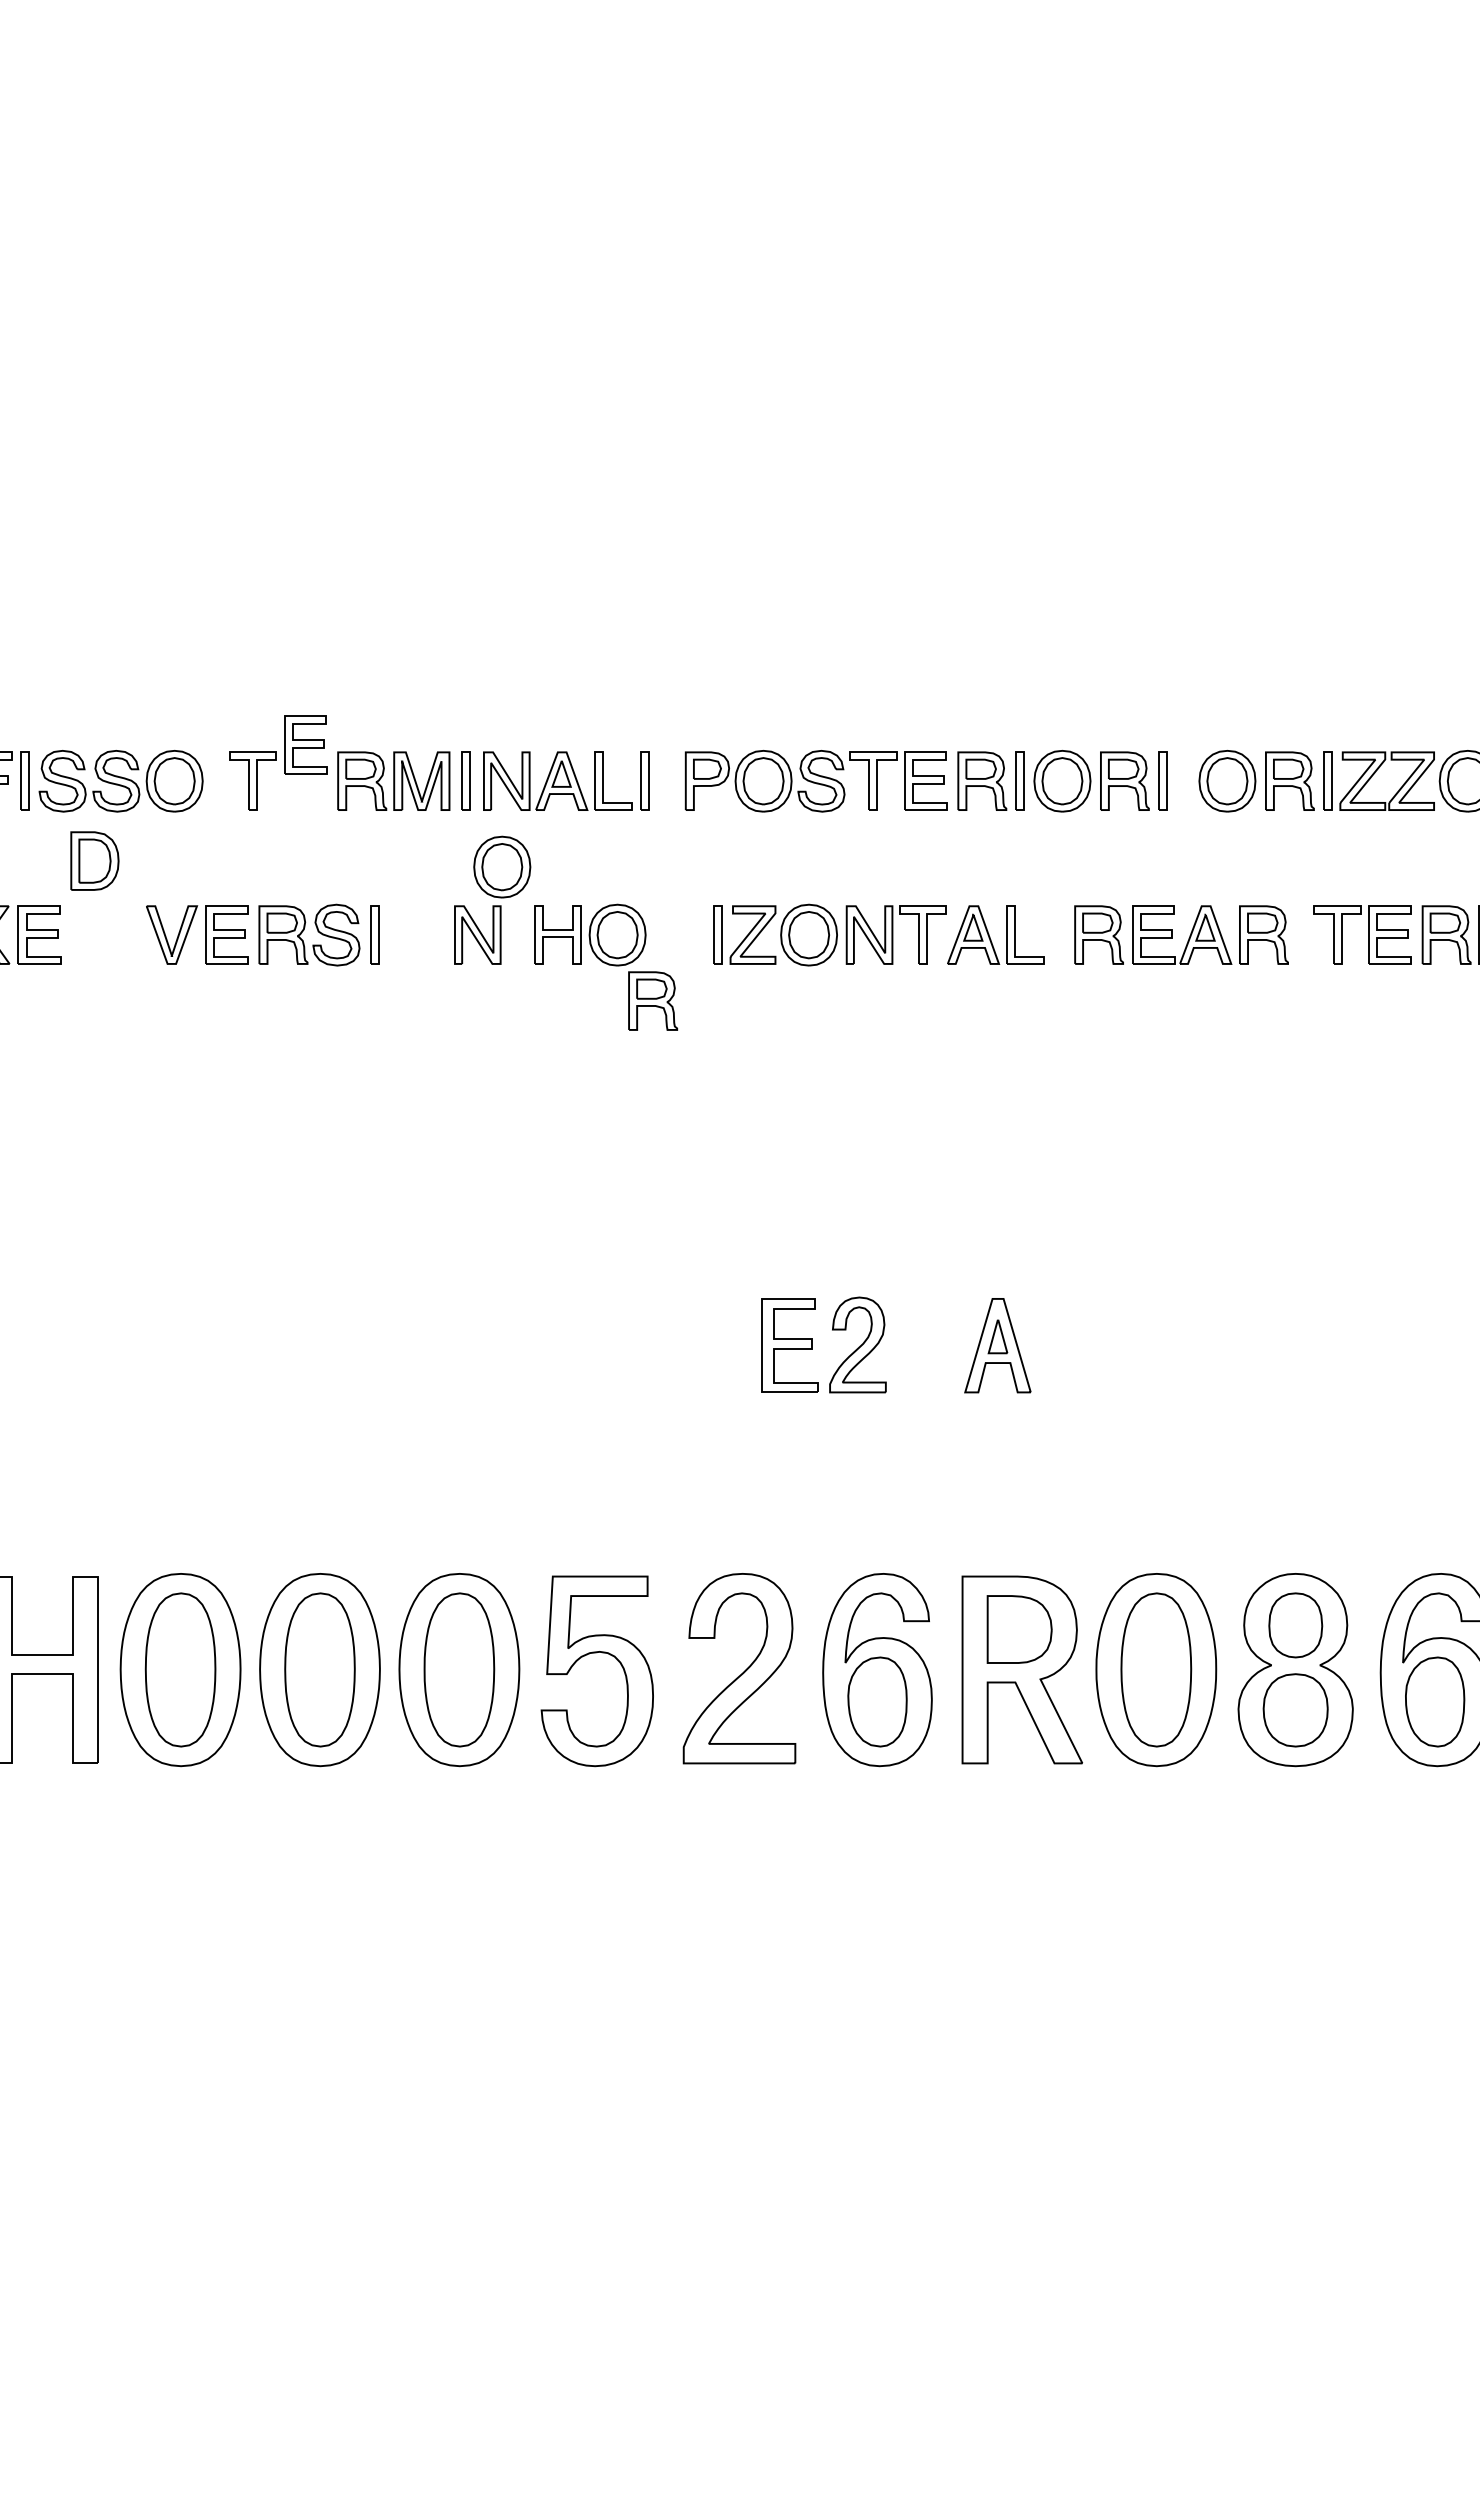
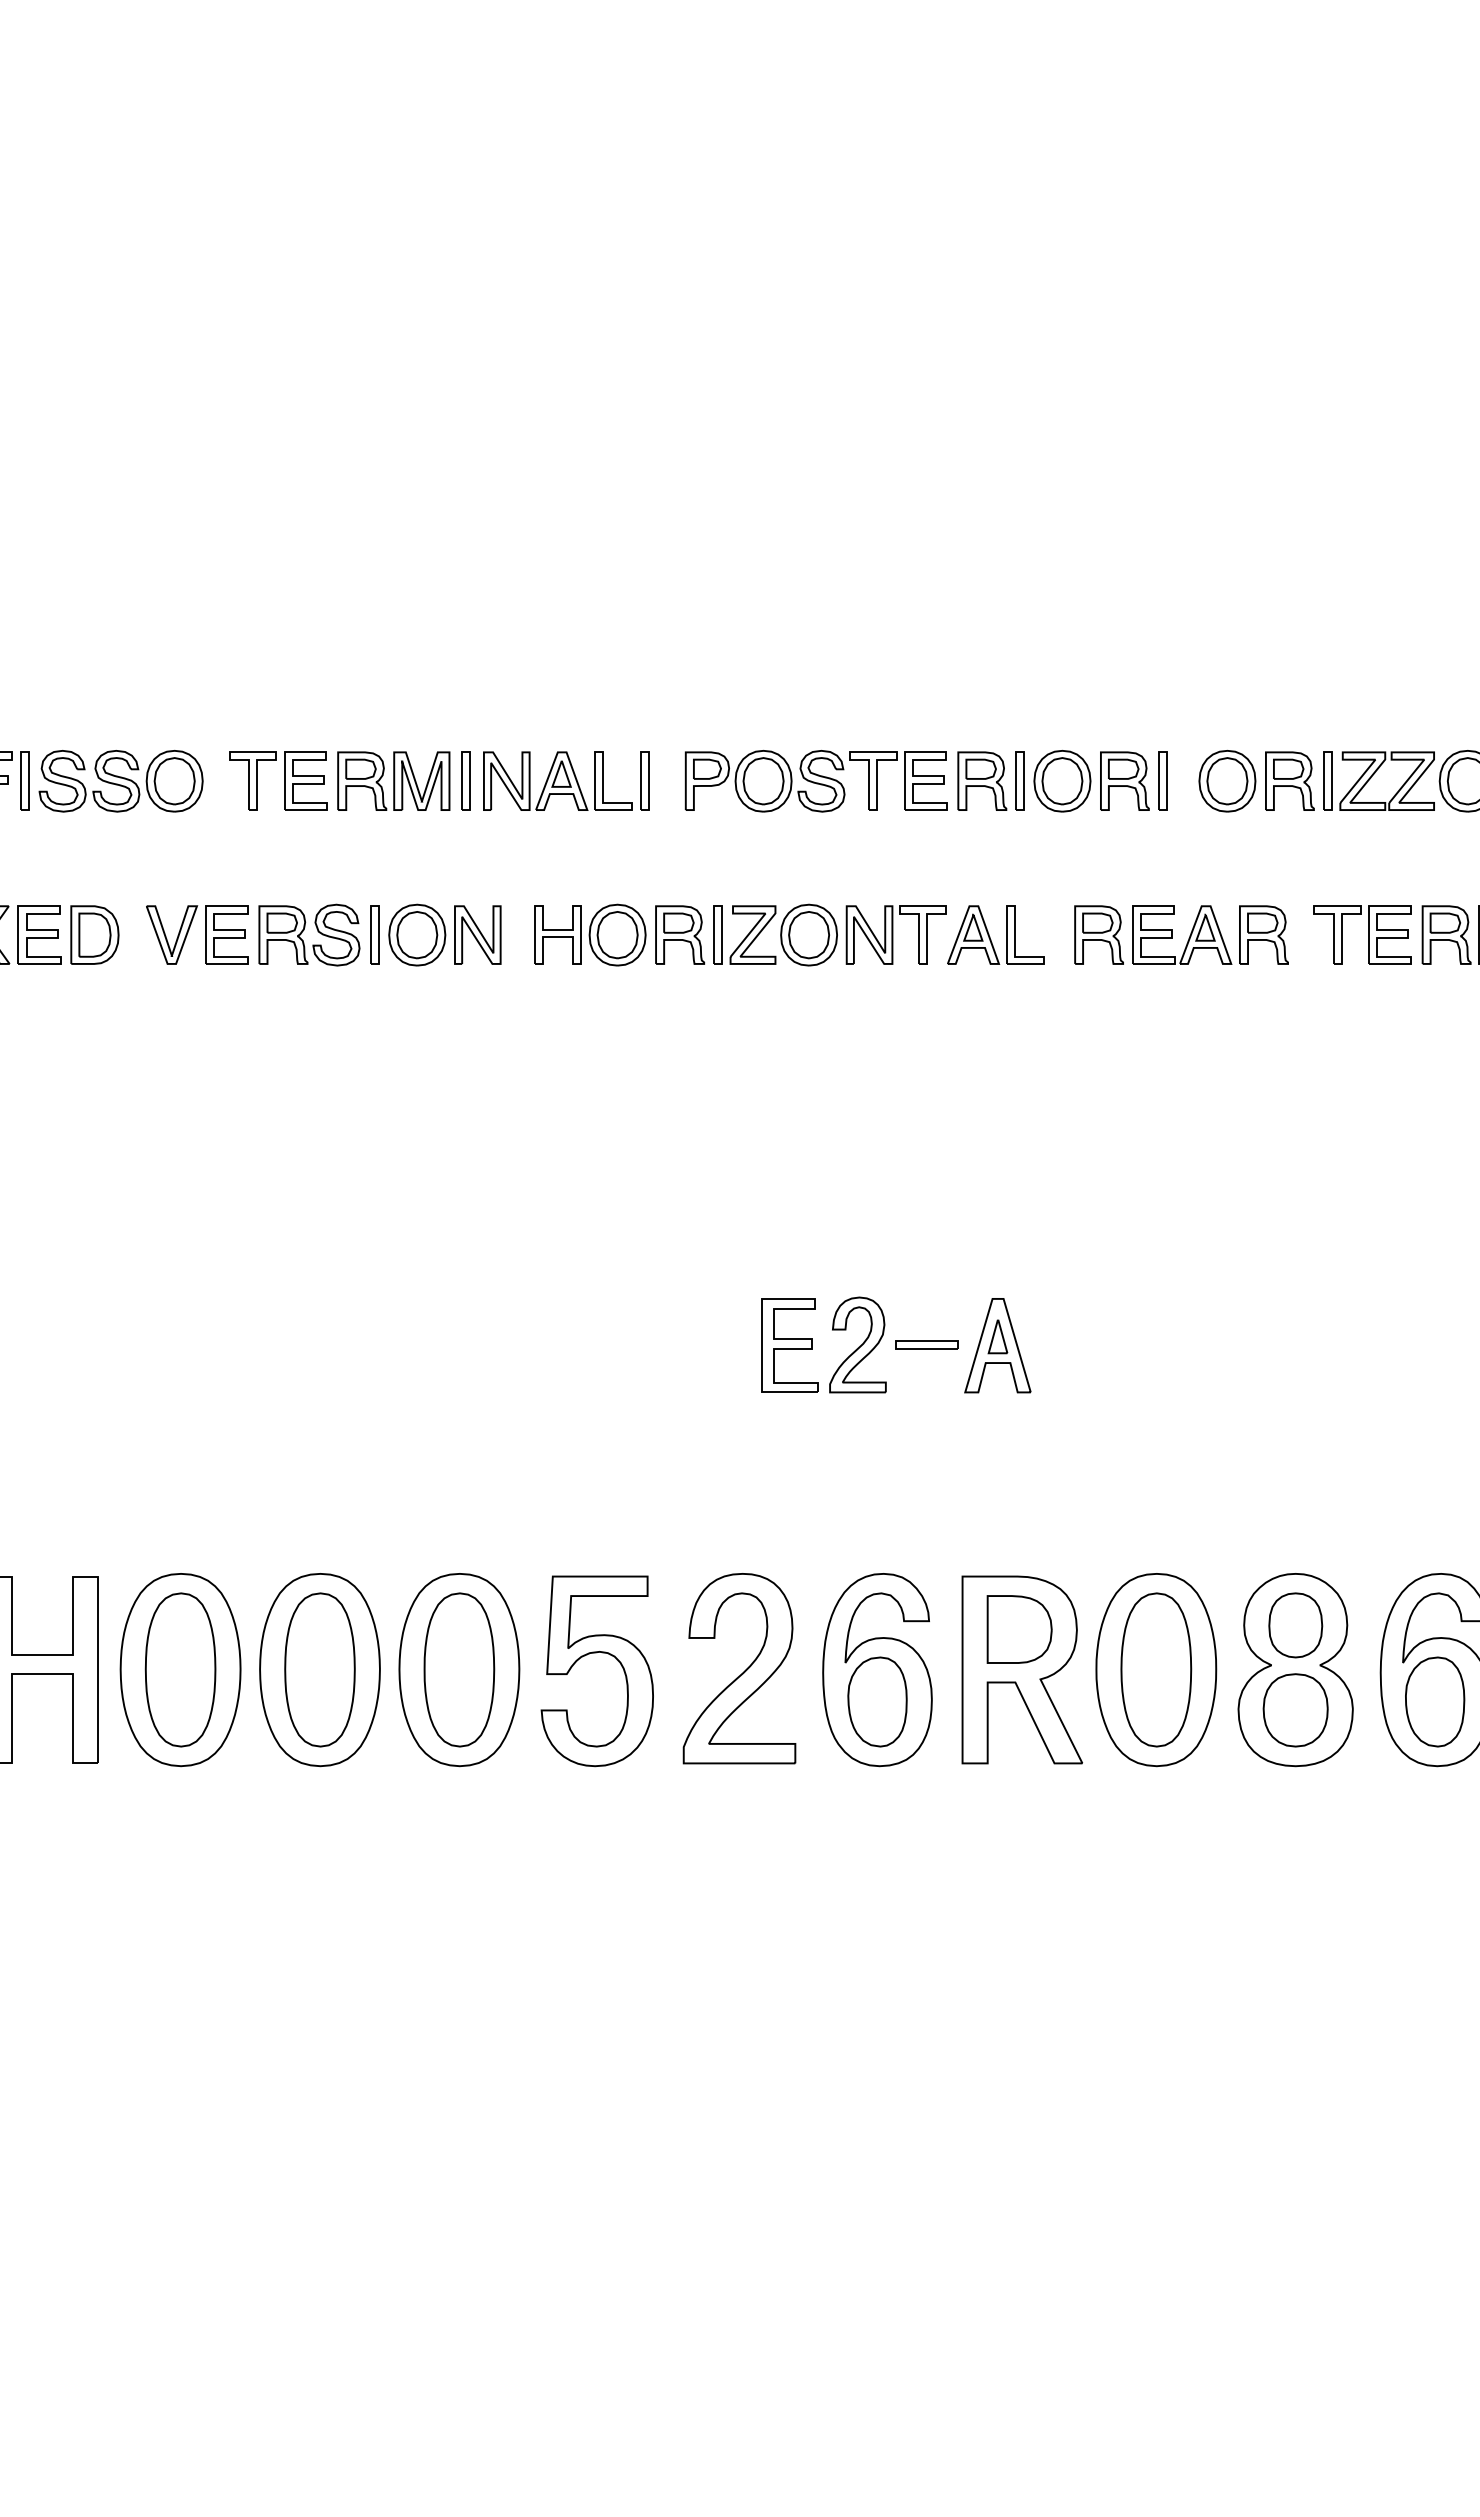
part position: (305, 744) -> (305, 780) (305, 780)
part position: (94, 860) -> (94, 934) (94, 934)
part position: (502, 866) -> (417, 934) (417, 934)
part position: (653, 1000) -> (680, 934) (680, 934)
part: none -> present (926, 1344)
